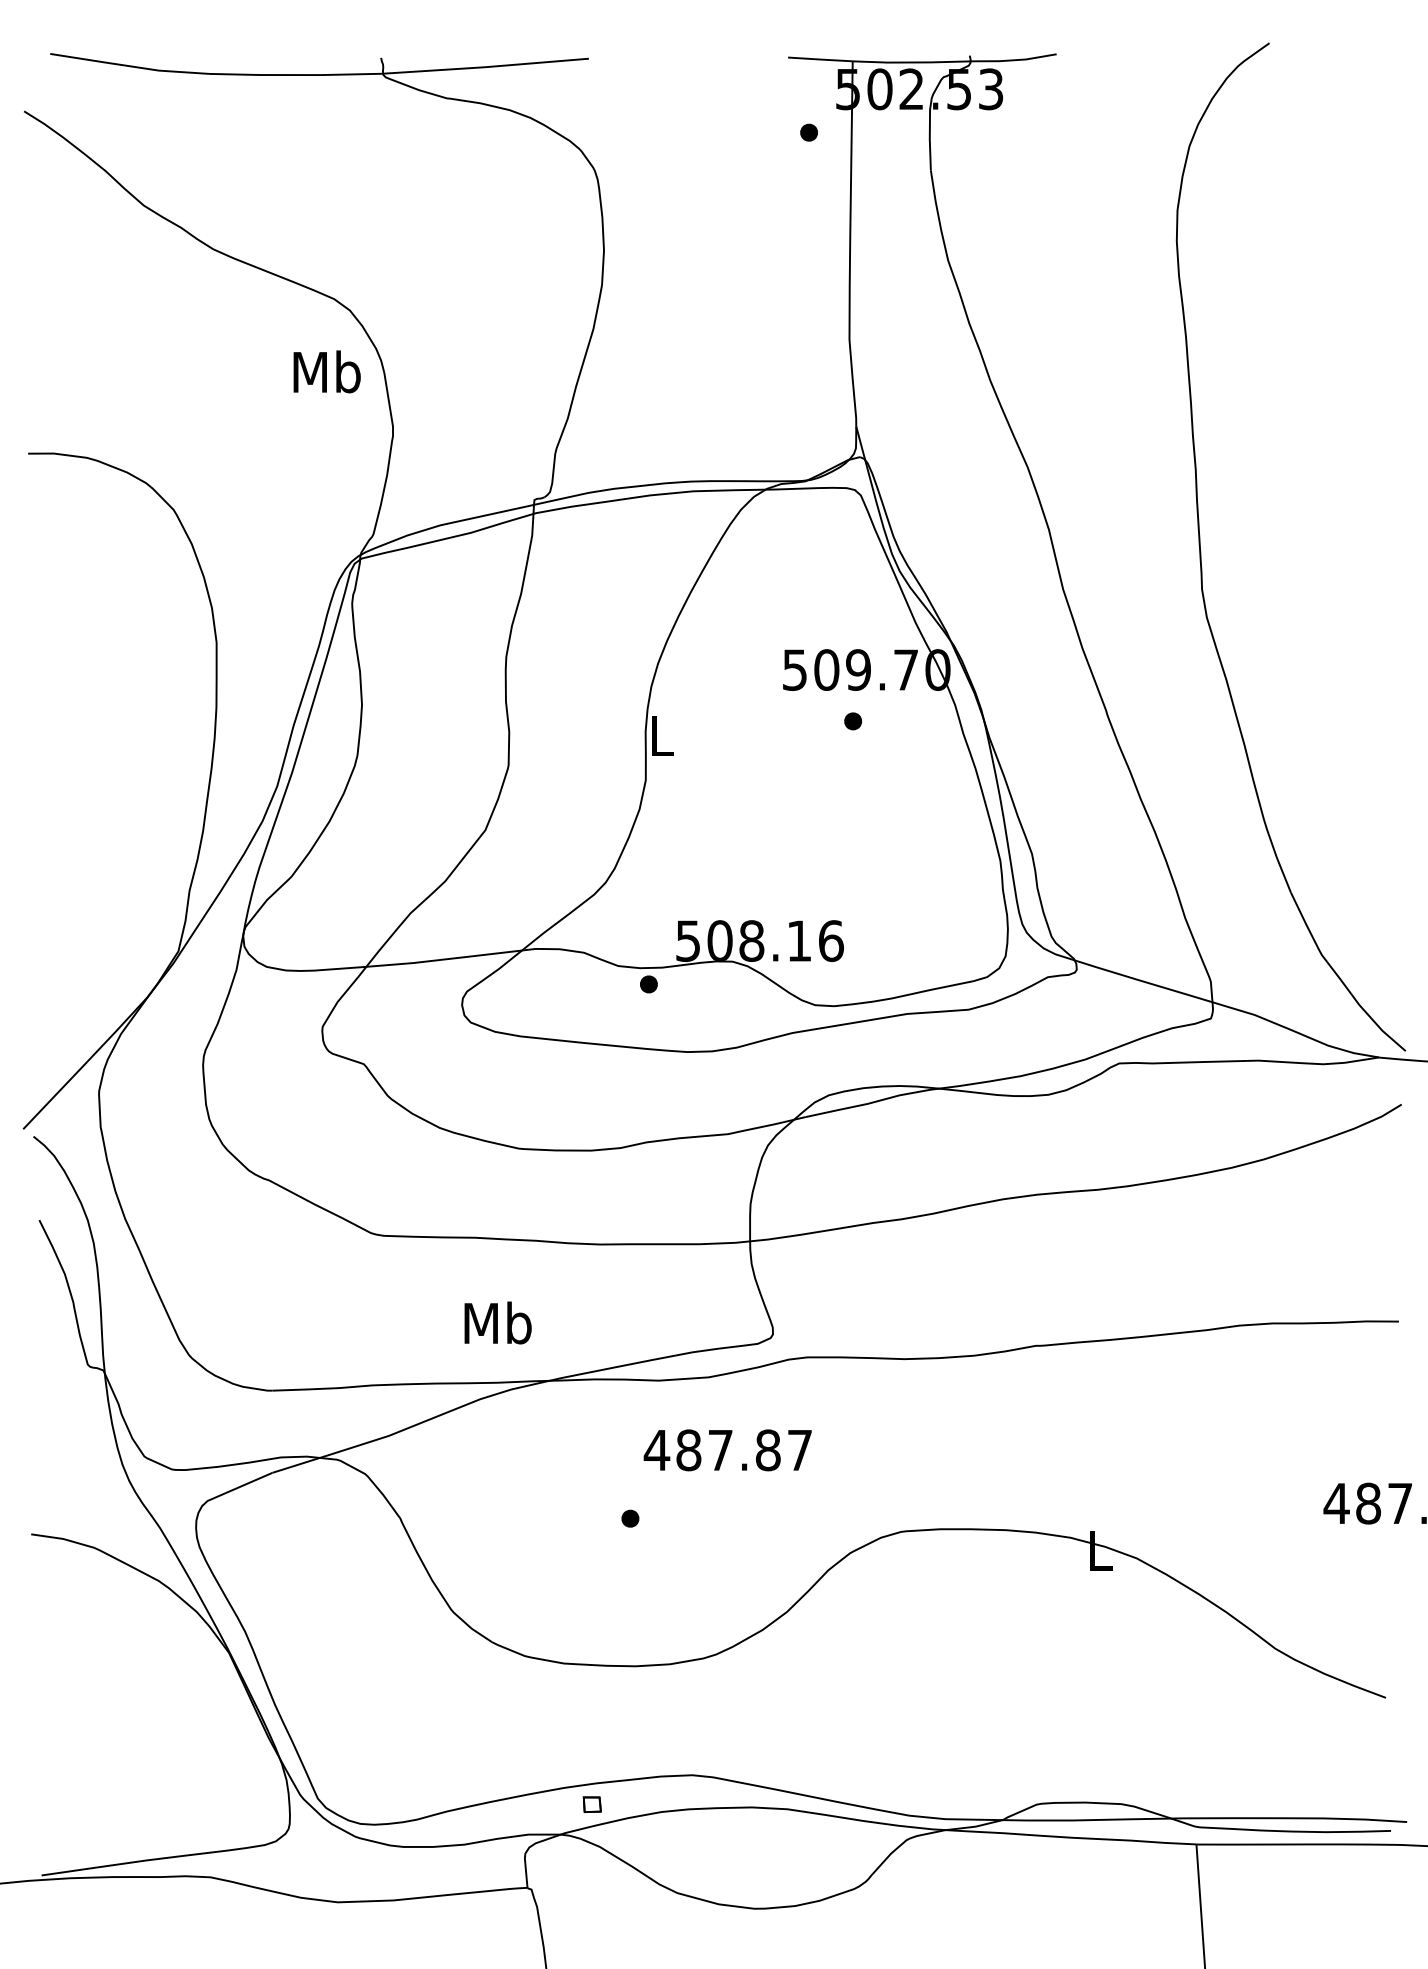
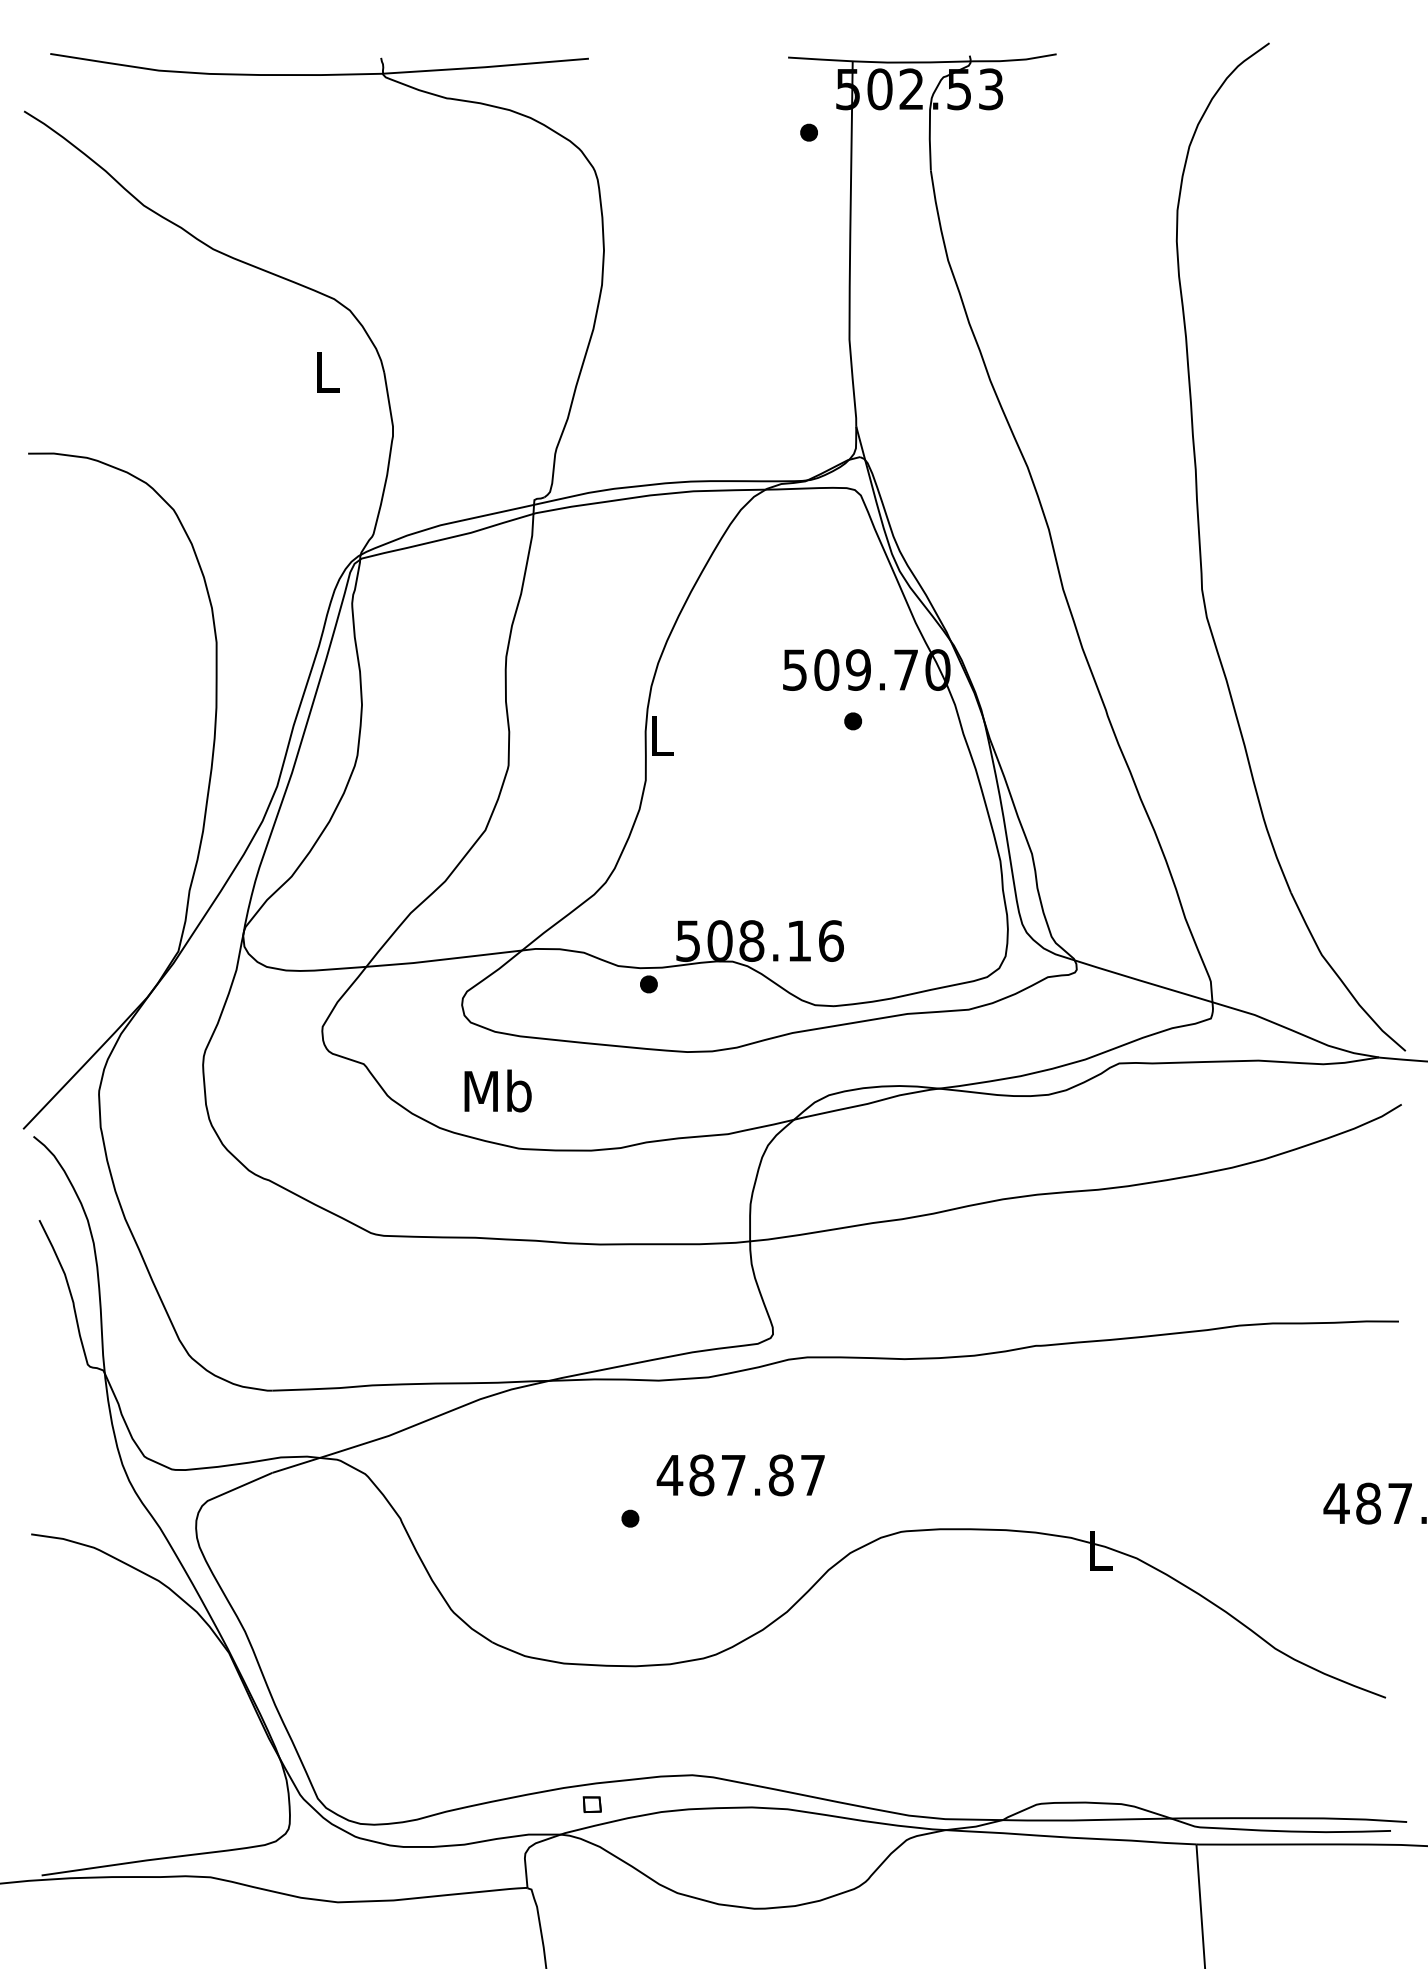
text: Mb -> L (326, 371)
text position: (497, 1322) -> (497, 1090) (497, 1090)
text position: (727, 1450) -> (740, 1475) (740, 1475)
